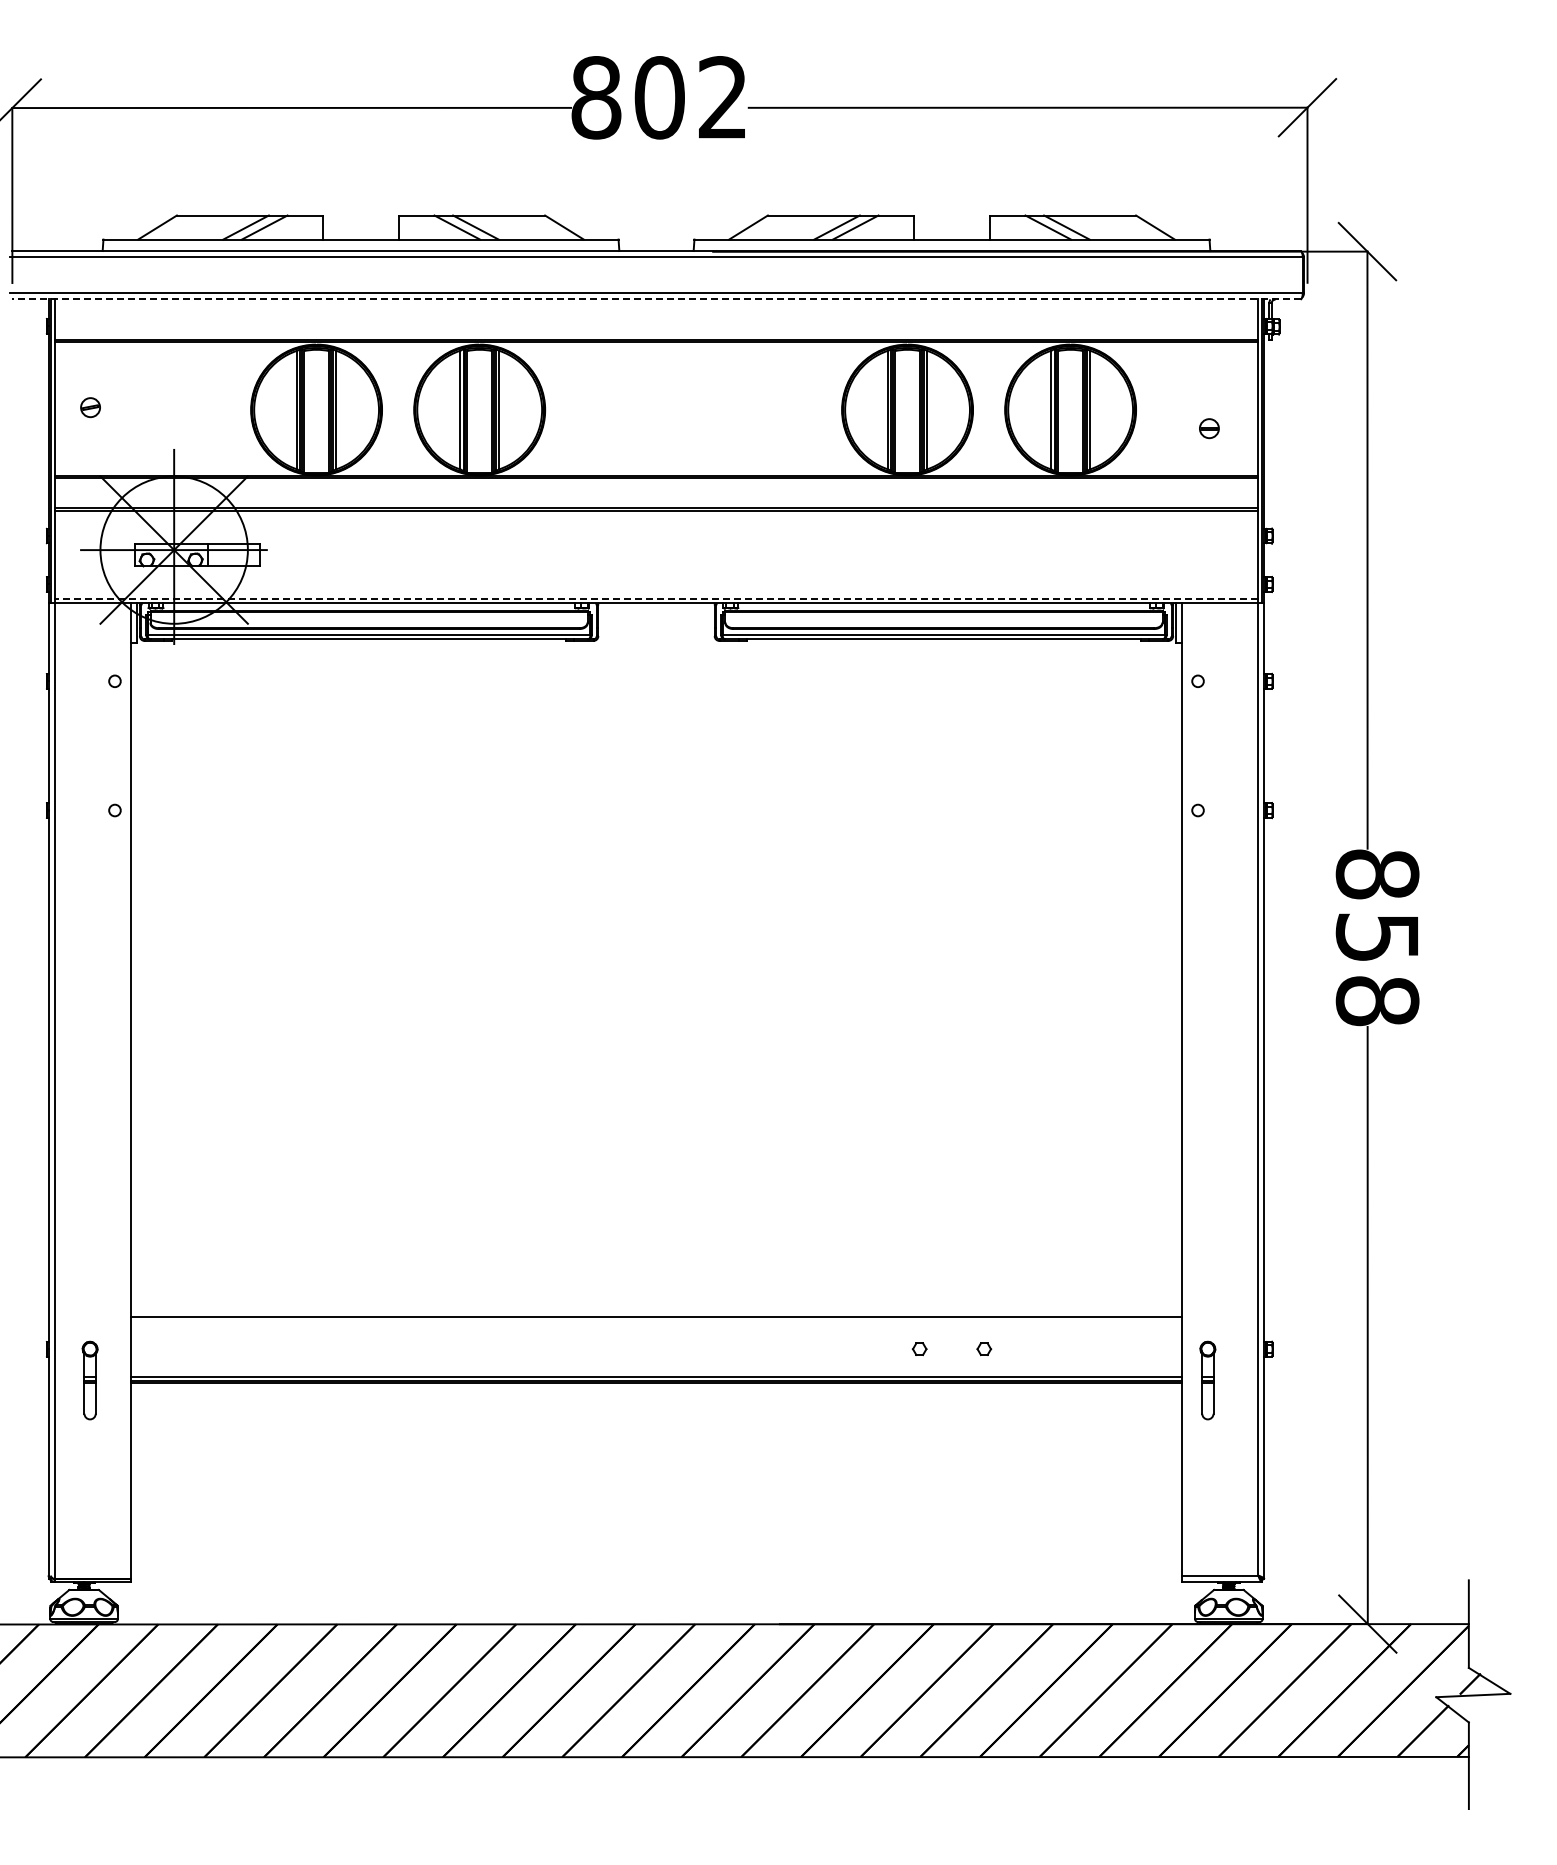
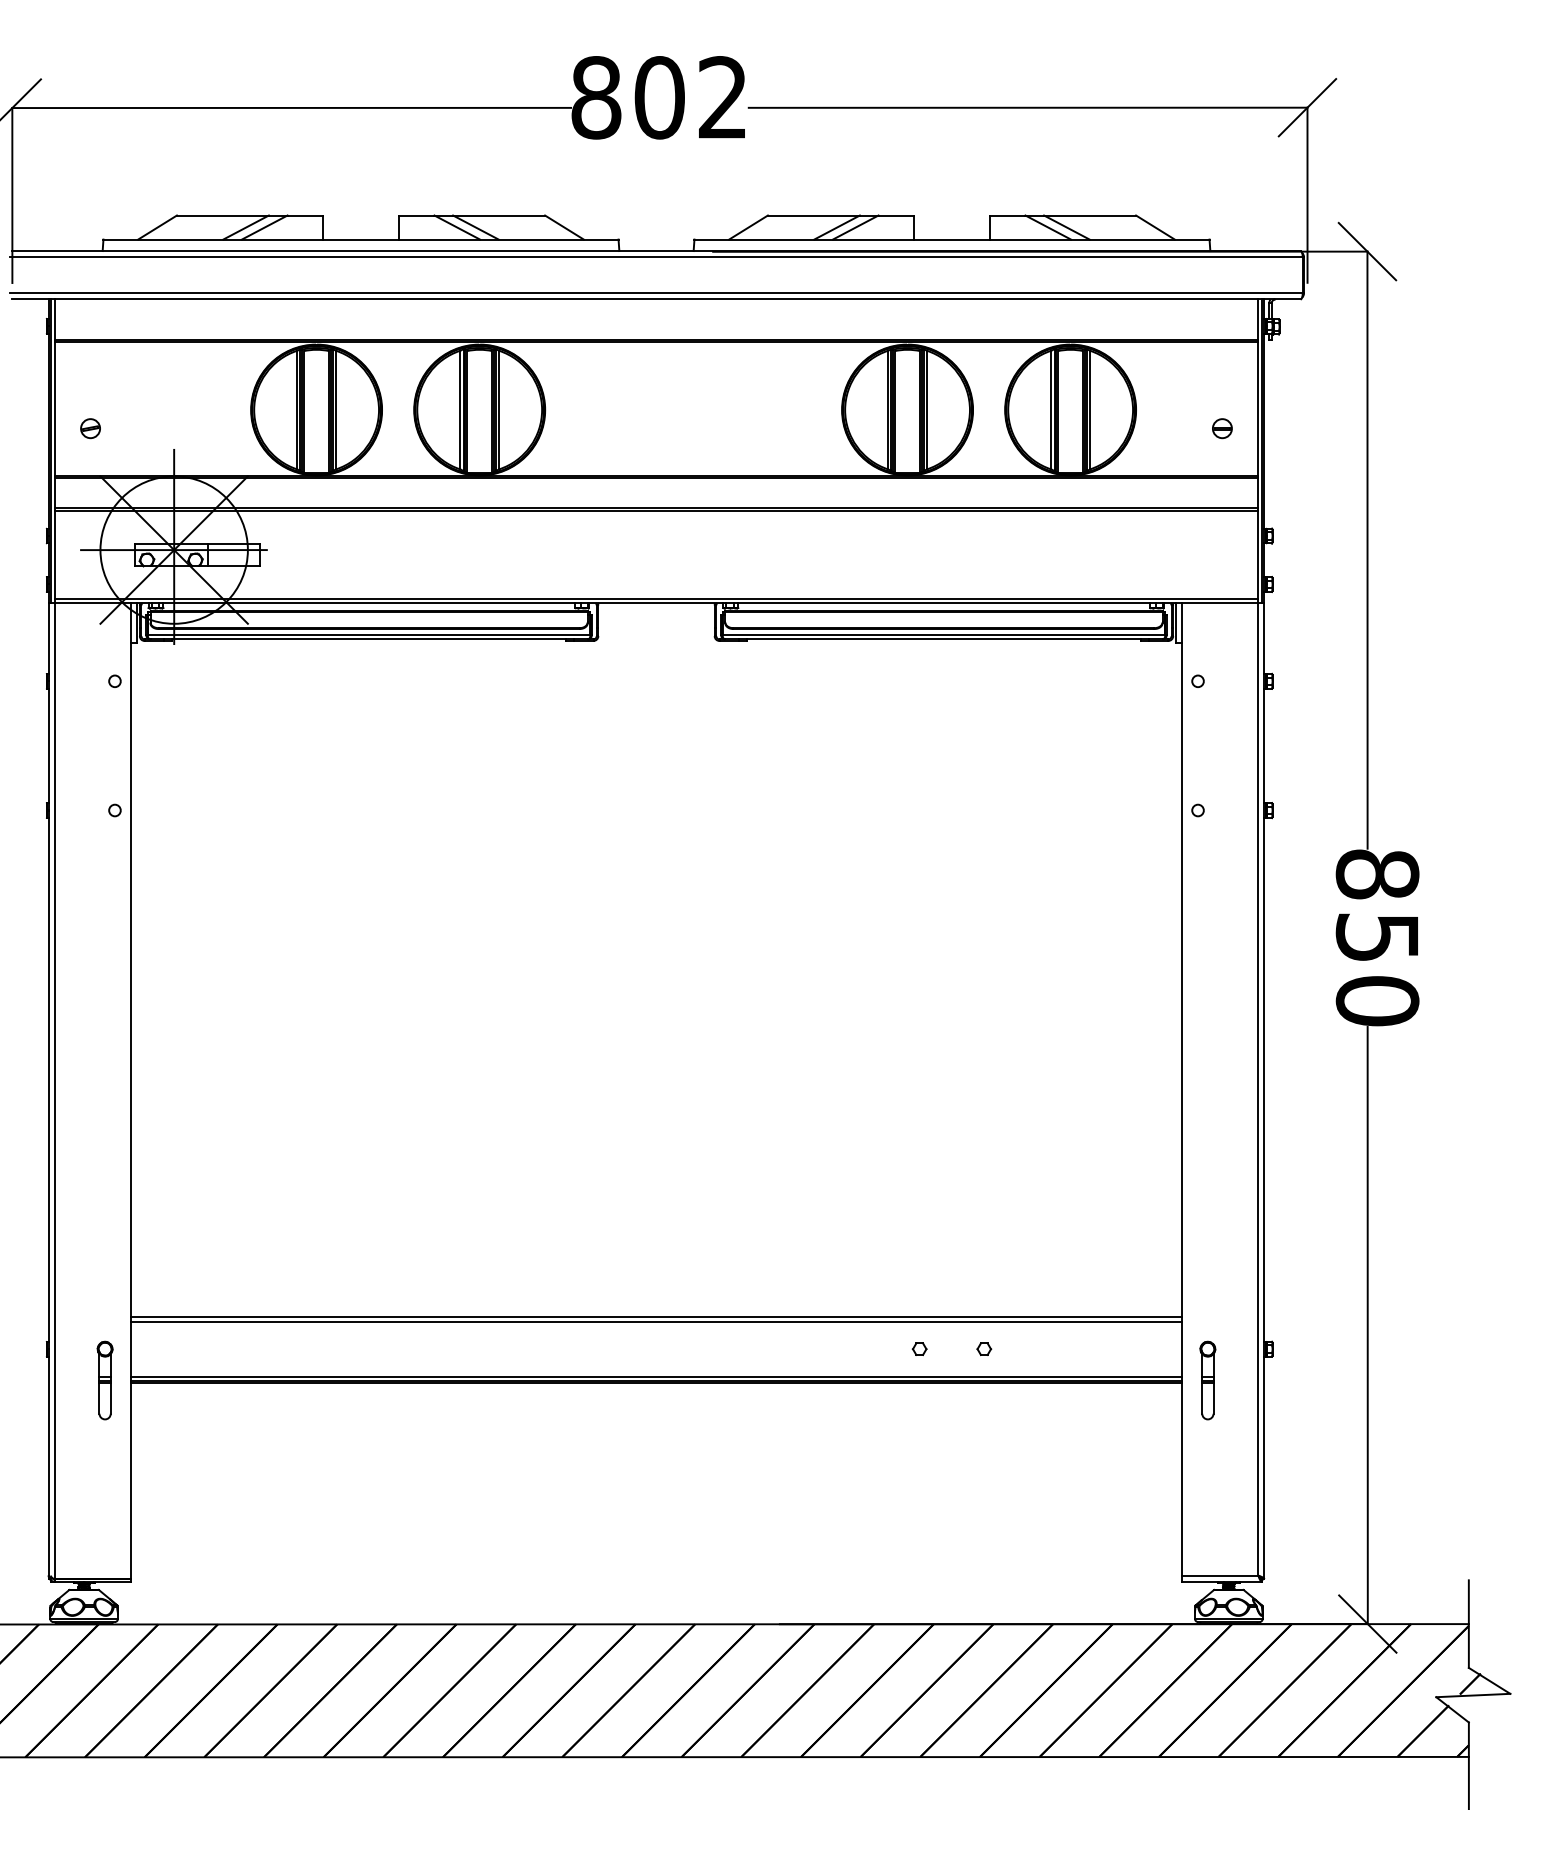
line: dashed -> solid (656, 299)
part position: (90, 407) -> (90, 428) (90, 428)
part position: (1209, 428) -> (1222, 428) (1222, 428)
line: dashed -> solid (656, 598)
text: 858 -> 850 (1377, 1001)
line: none -> present (656, 1321)
part position: (89, 1380) -> (104, 1380) (104, 1380)
